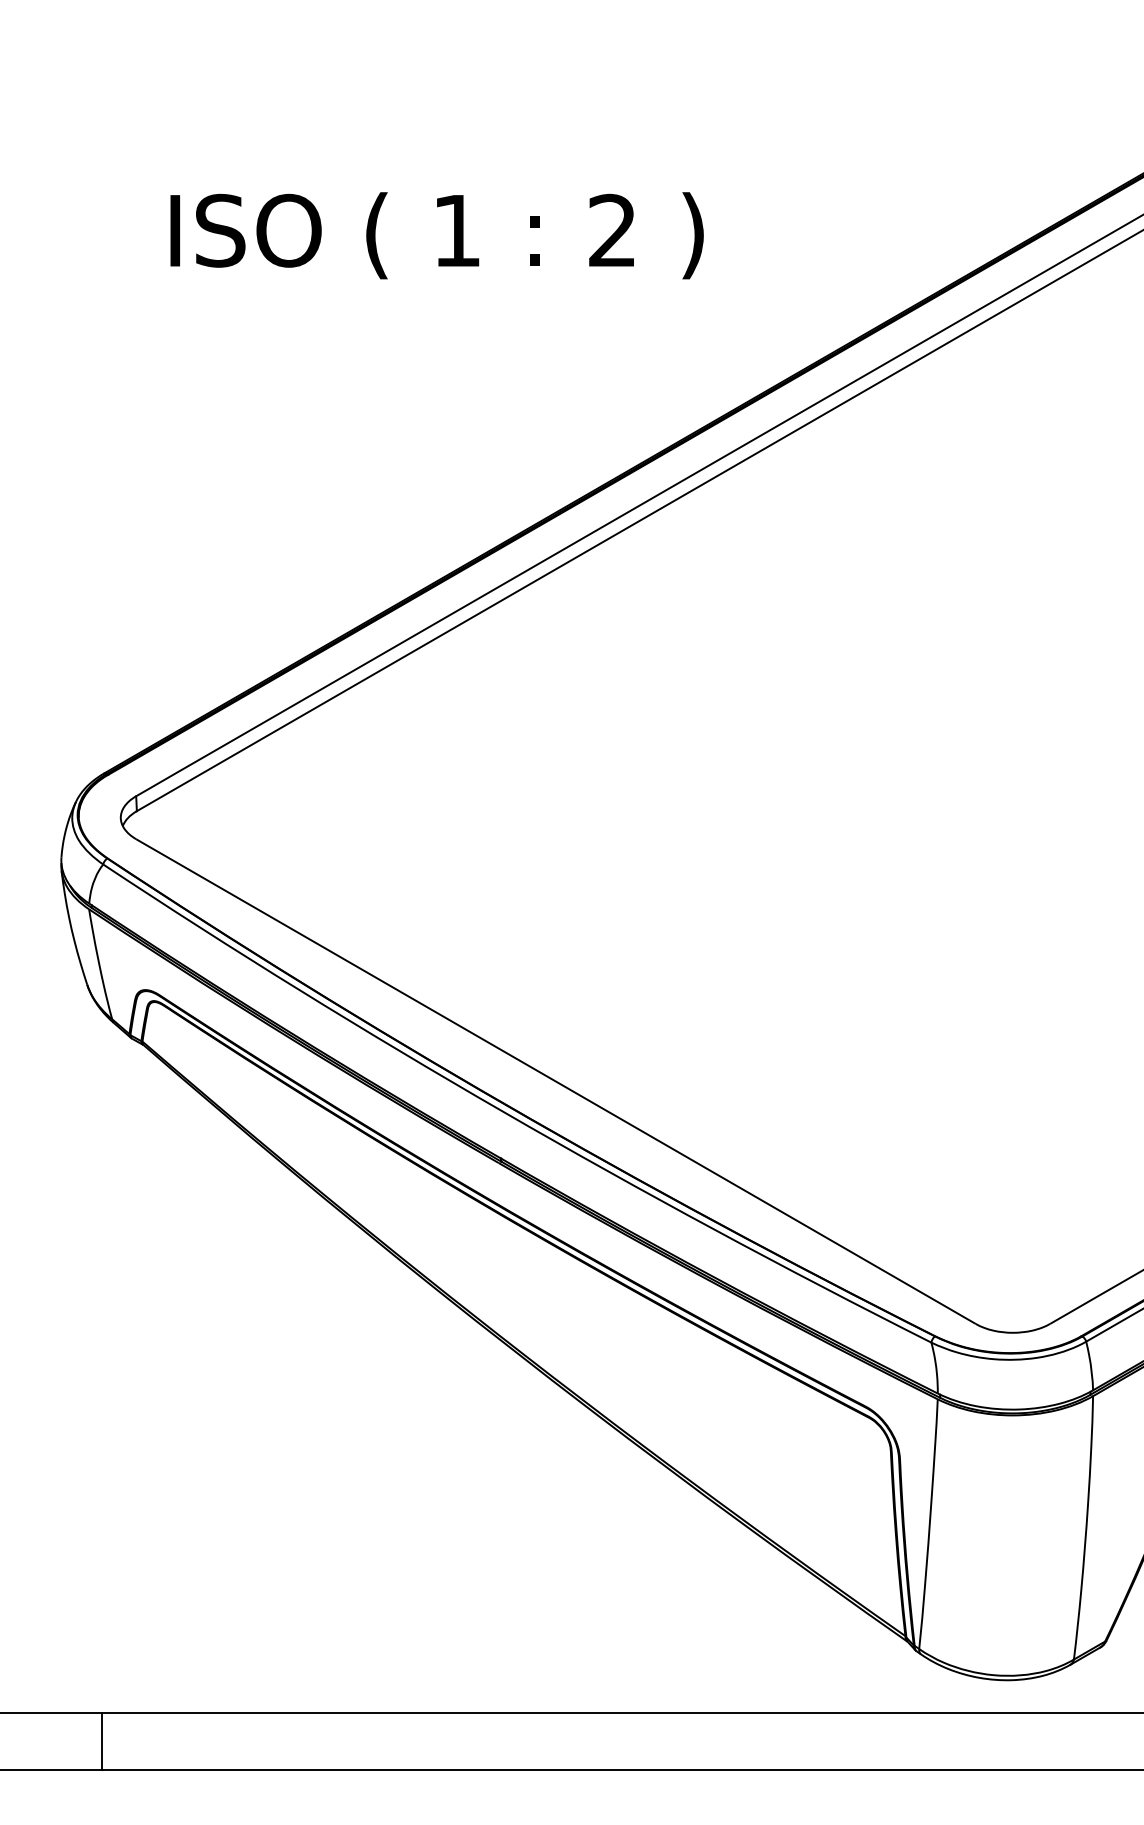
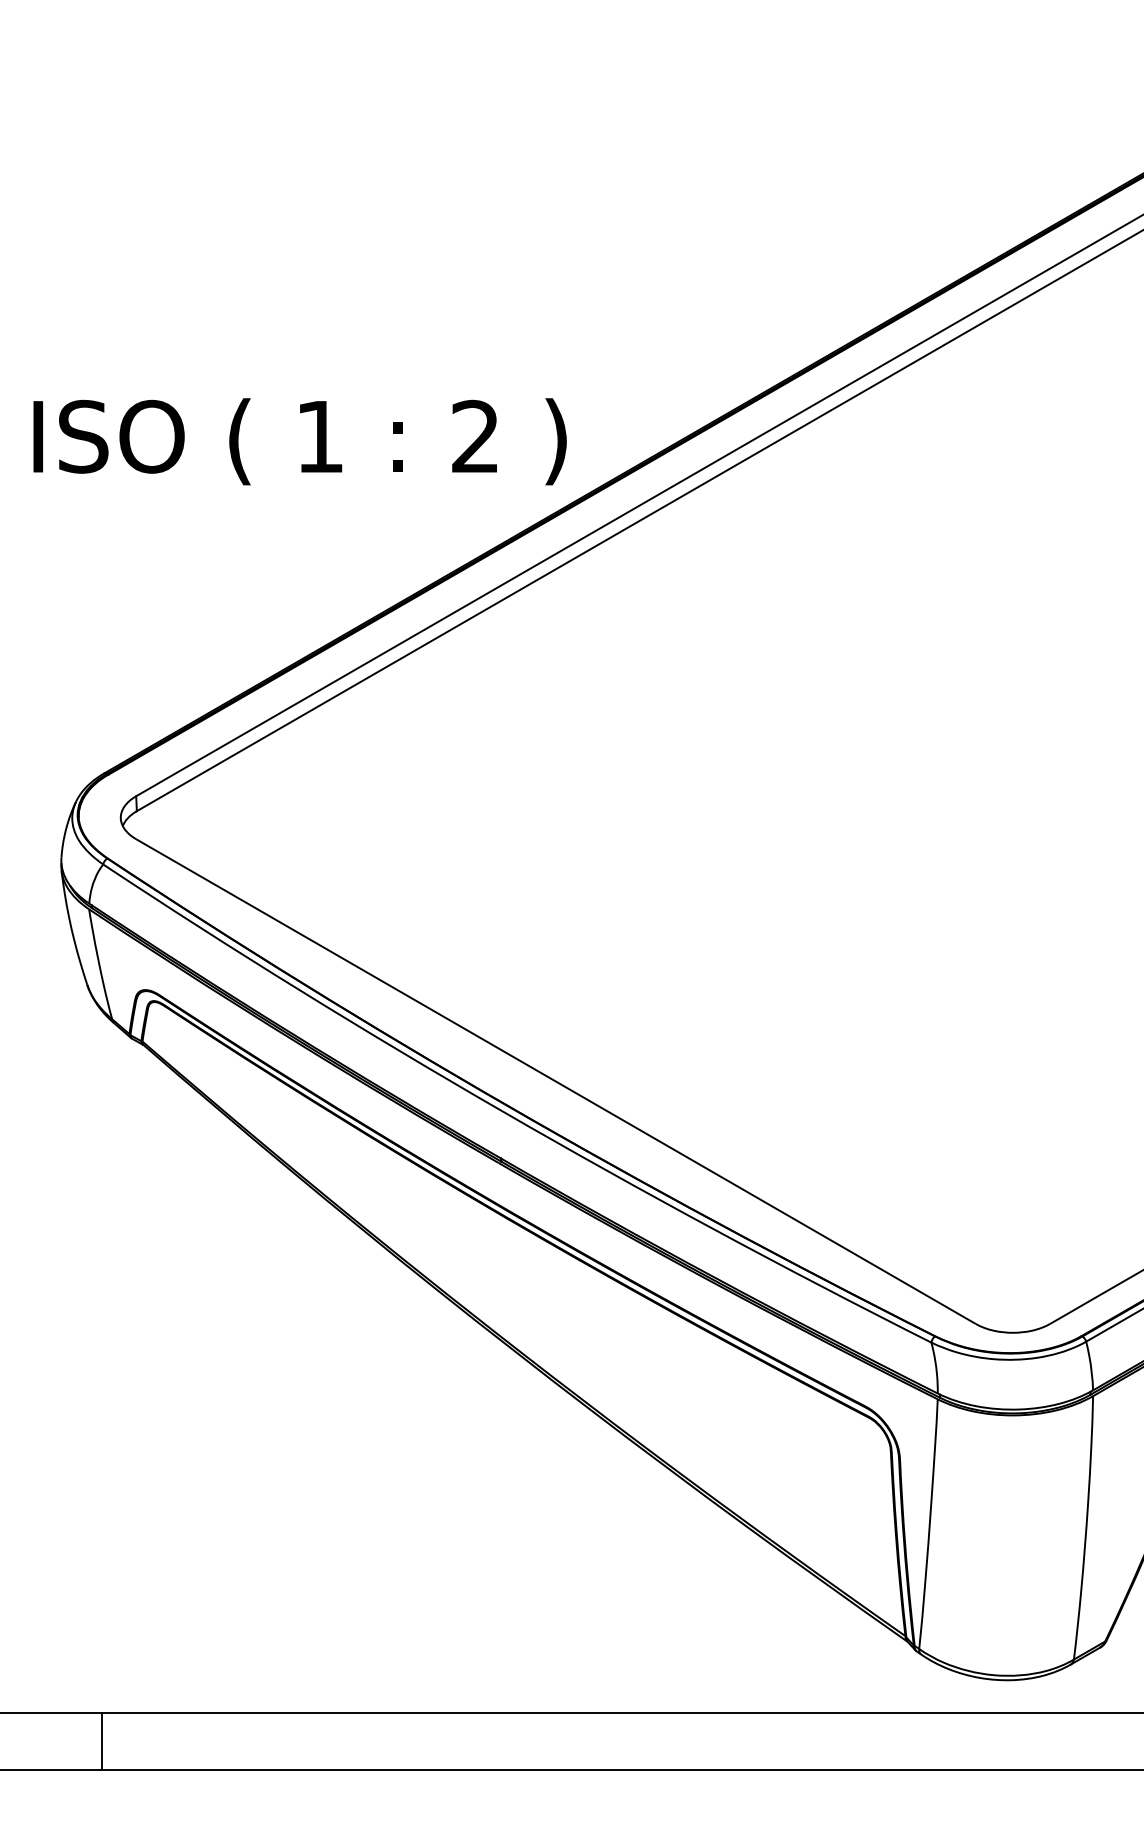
text position: (436, 235) -> (299, 441) (299, 441)
